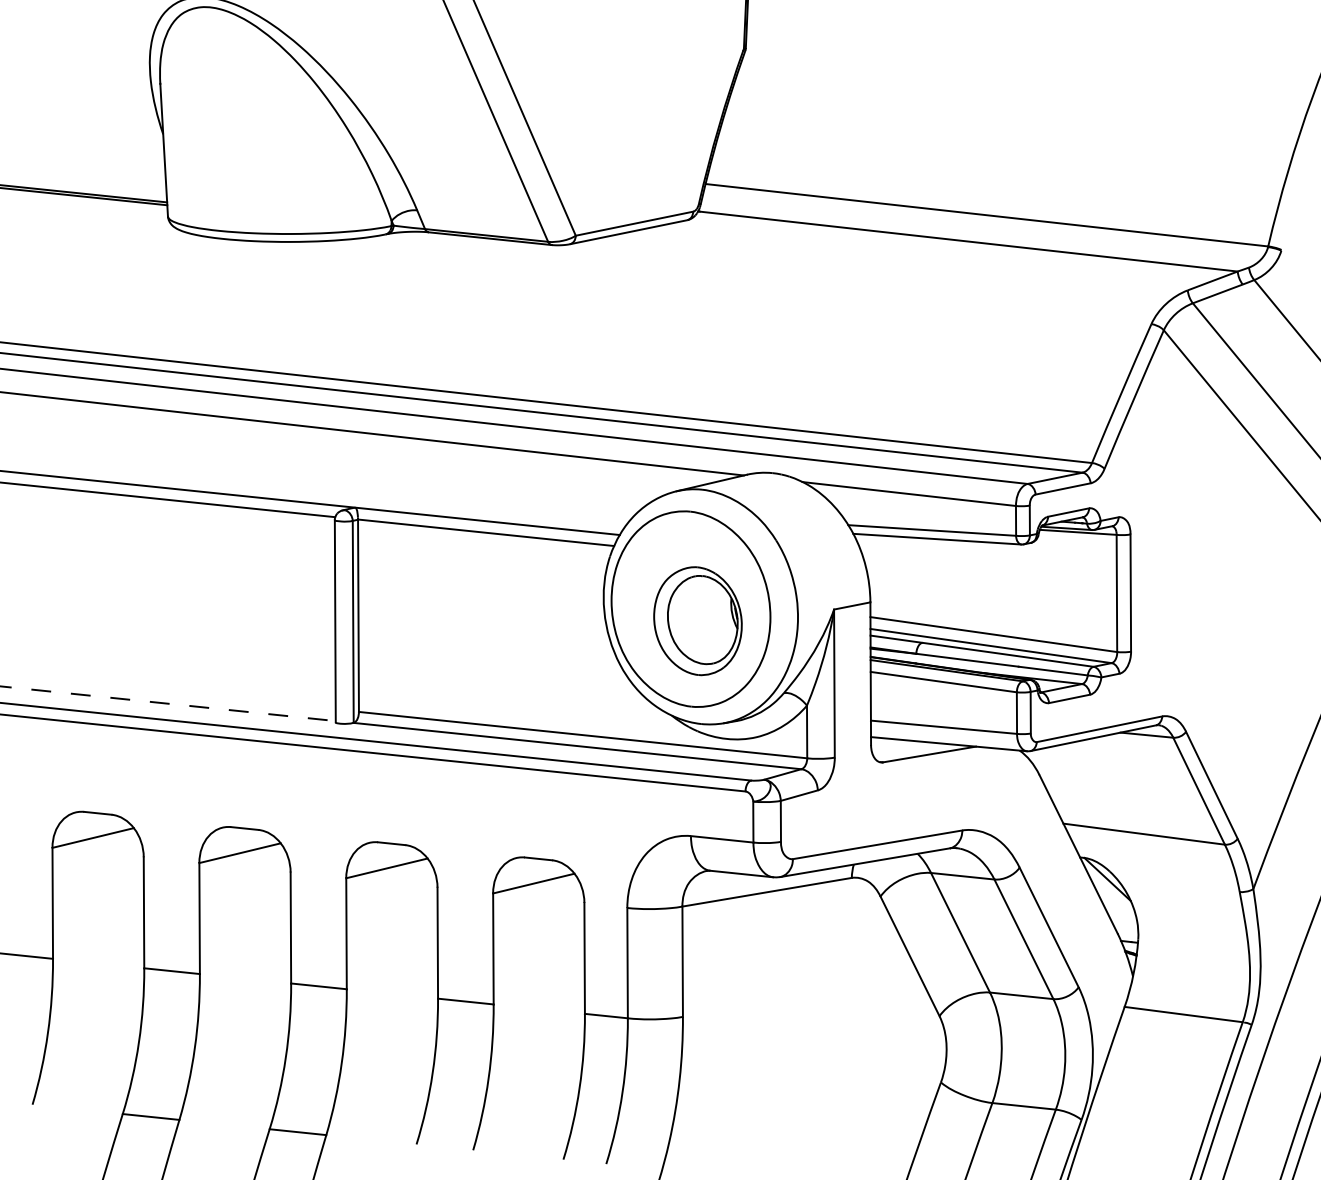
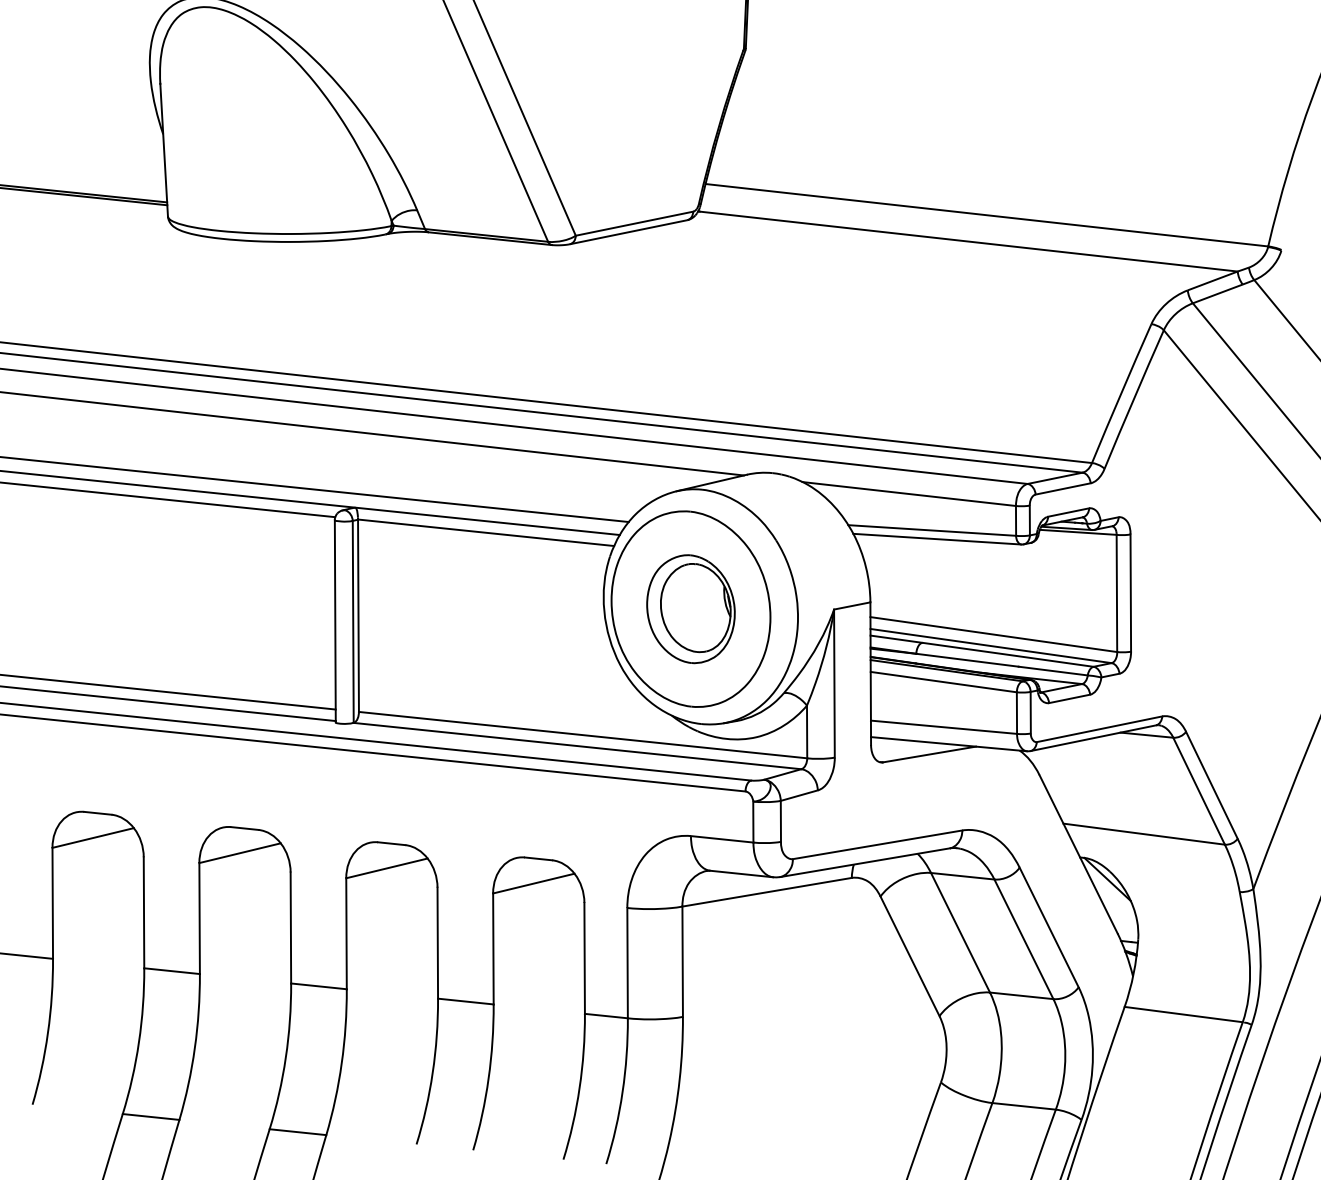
line: none -> present (315, 489)
part position: (697, 621) -> (690, 609) (690, 609)
line: none -> present (168, 692)
line: dashed -> solid (168, 703)
